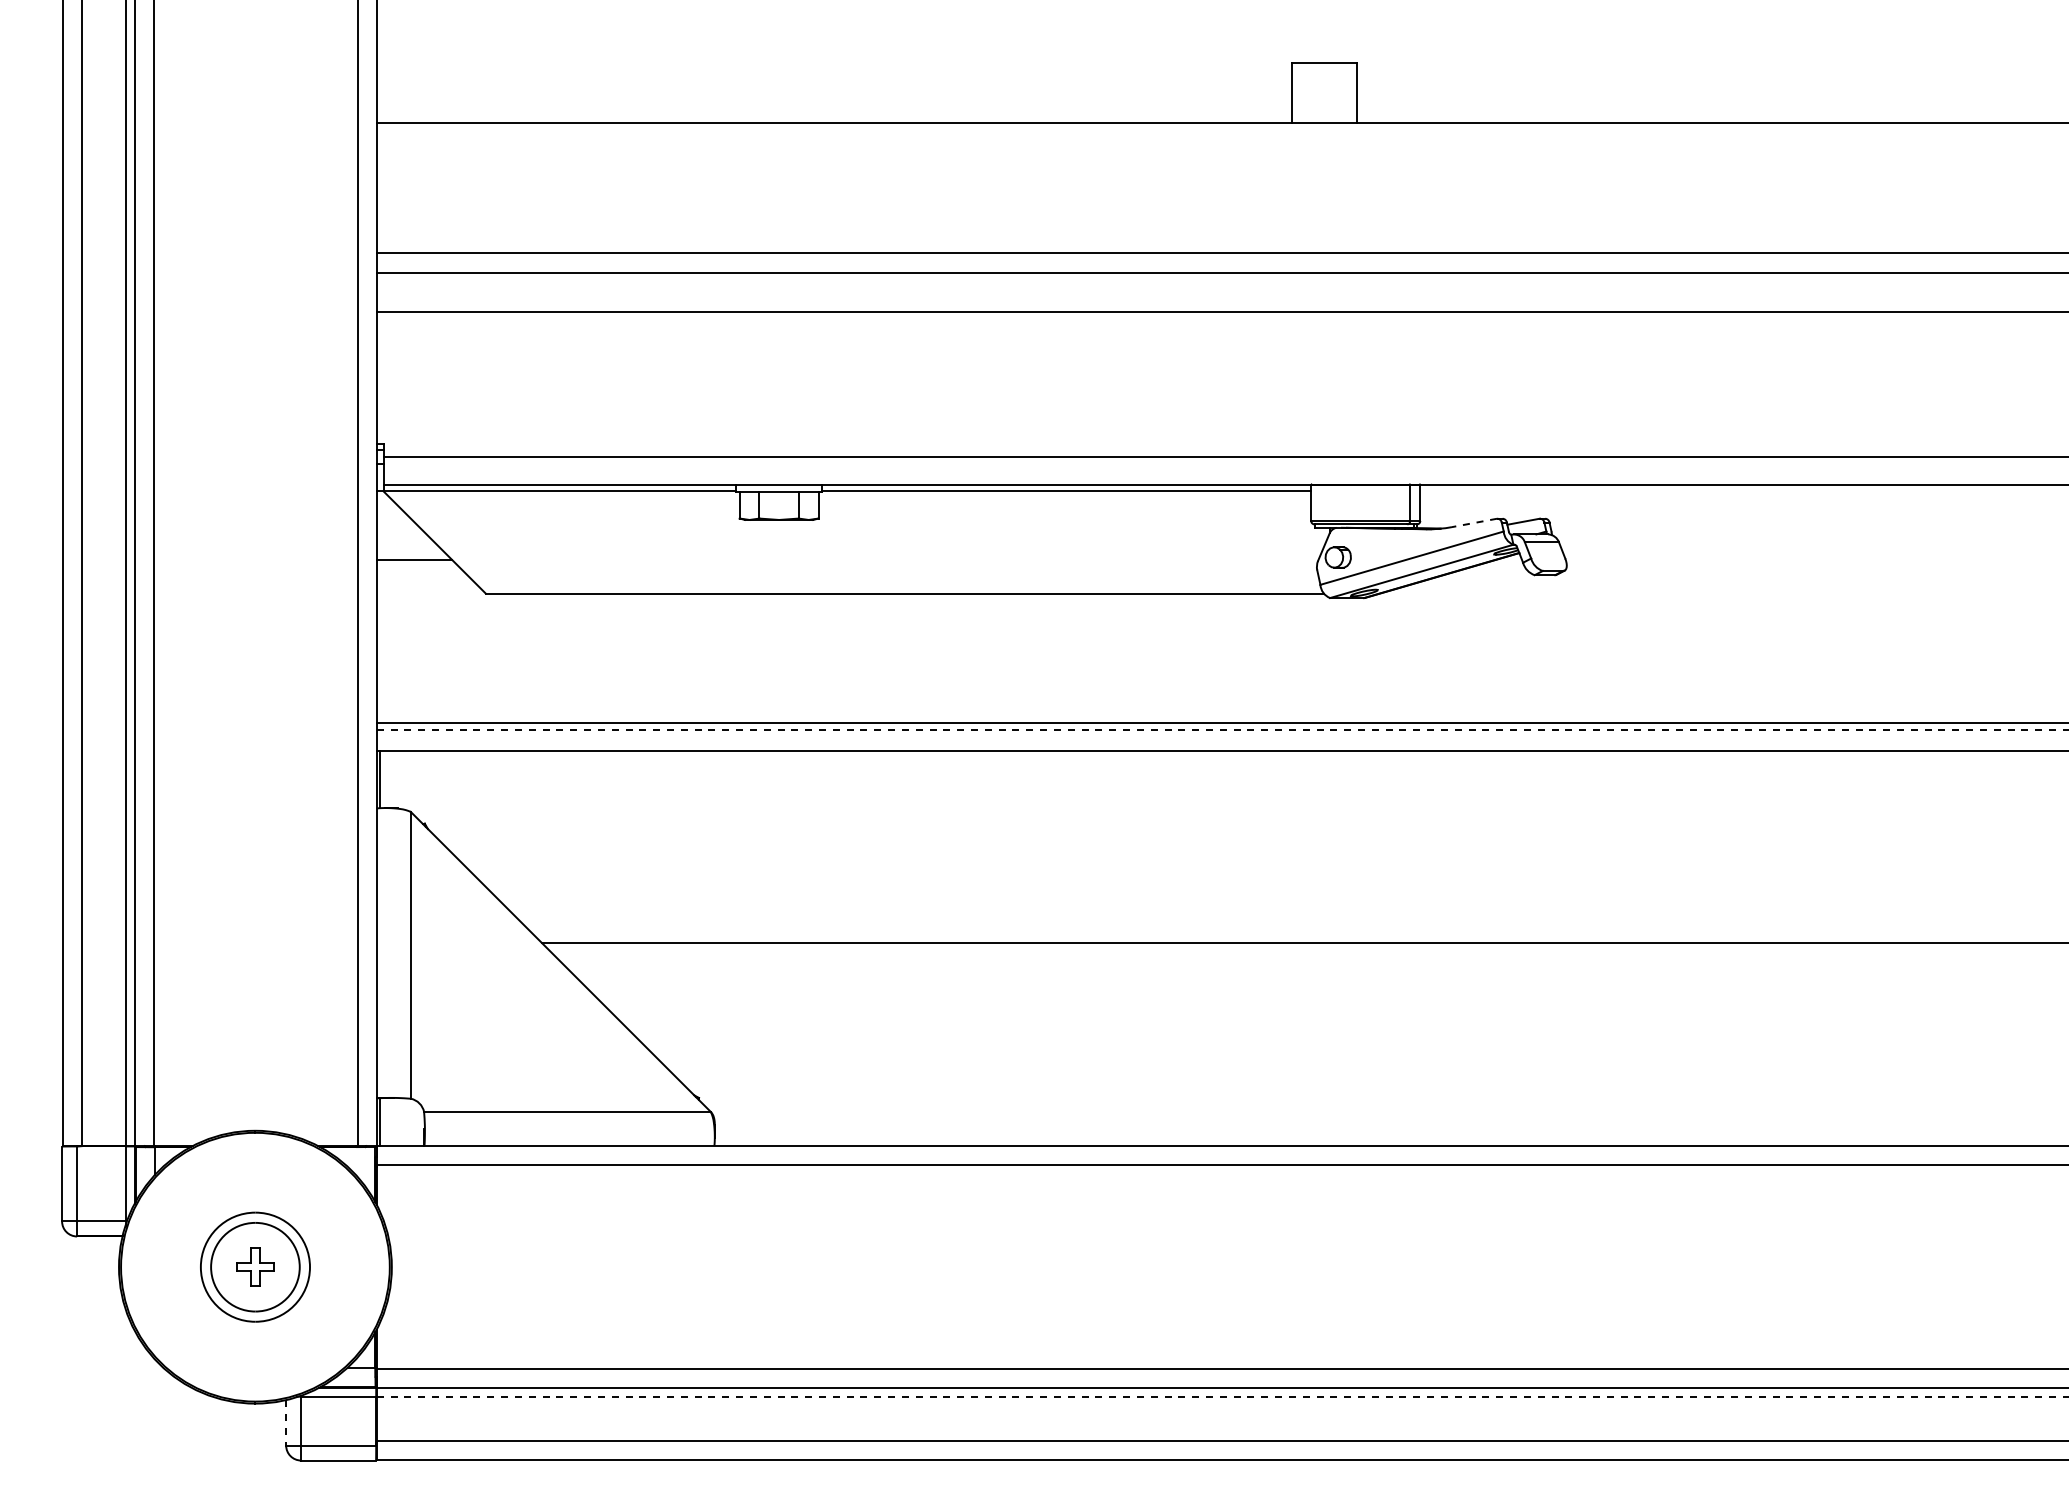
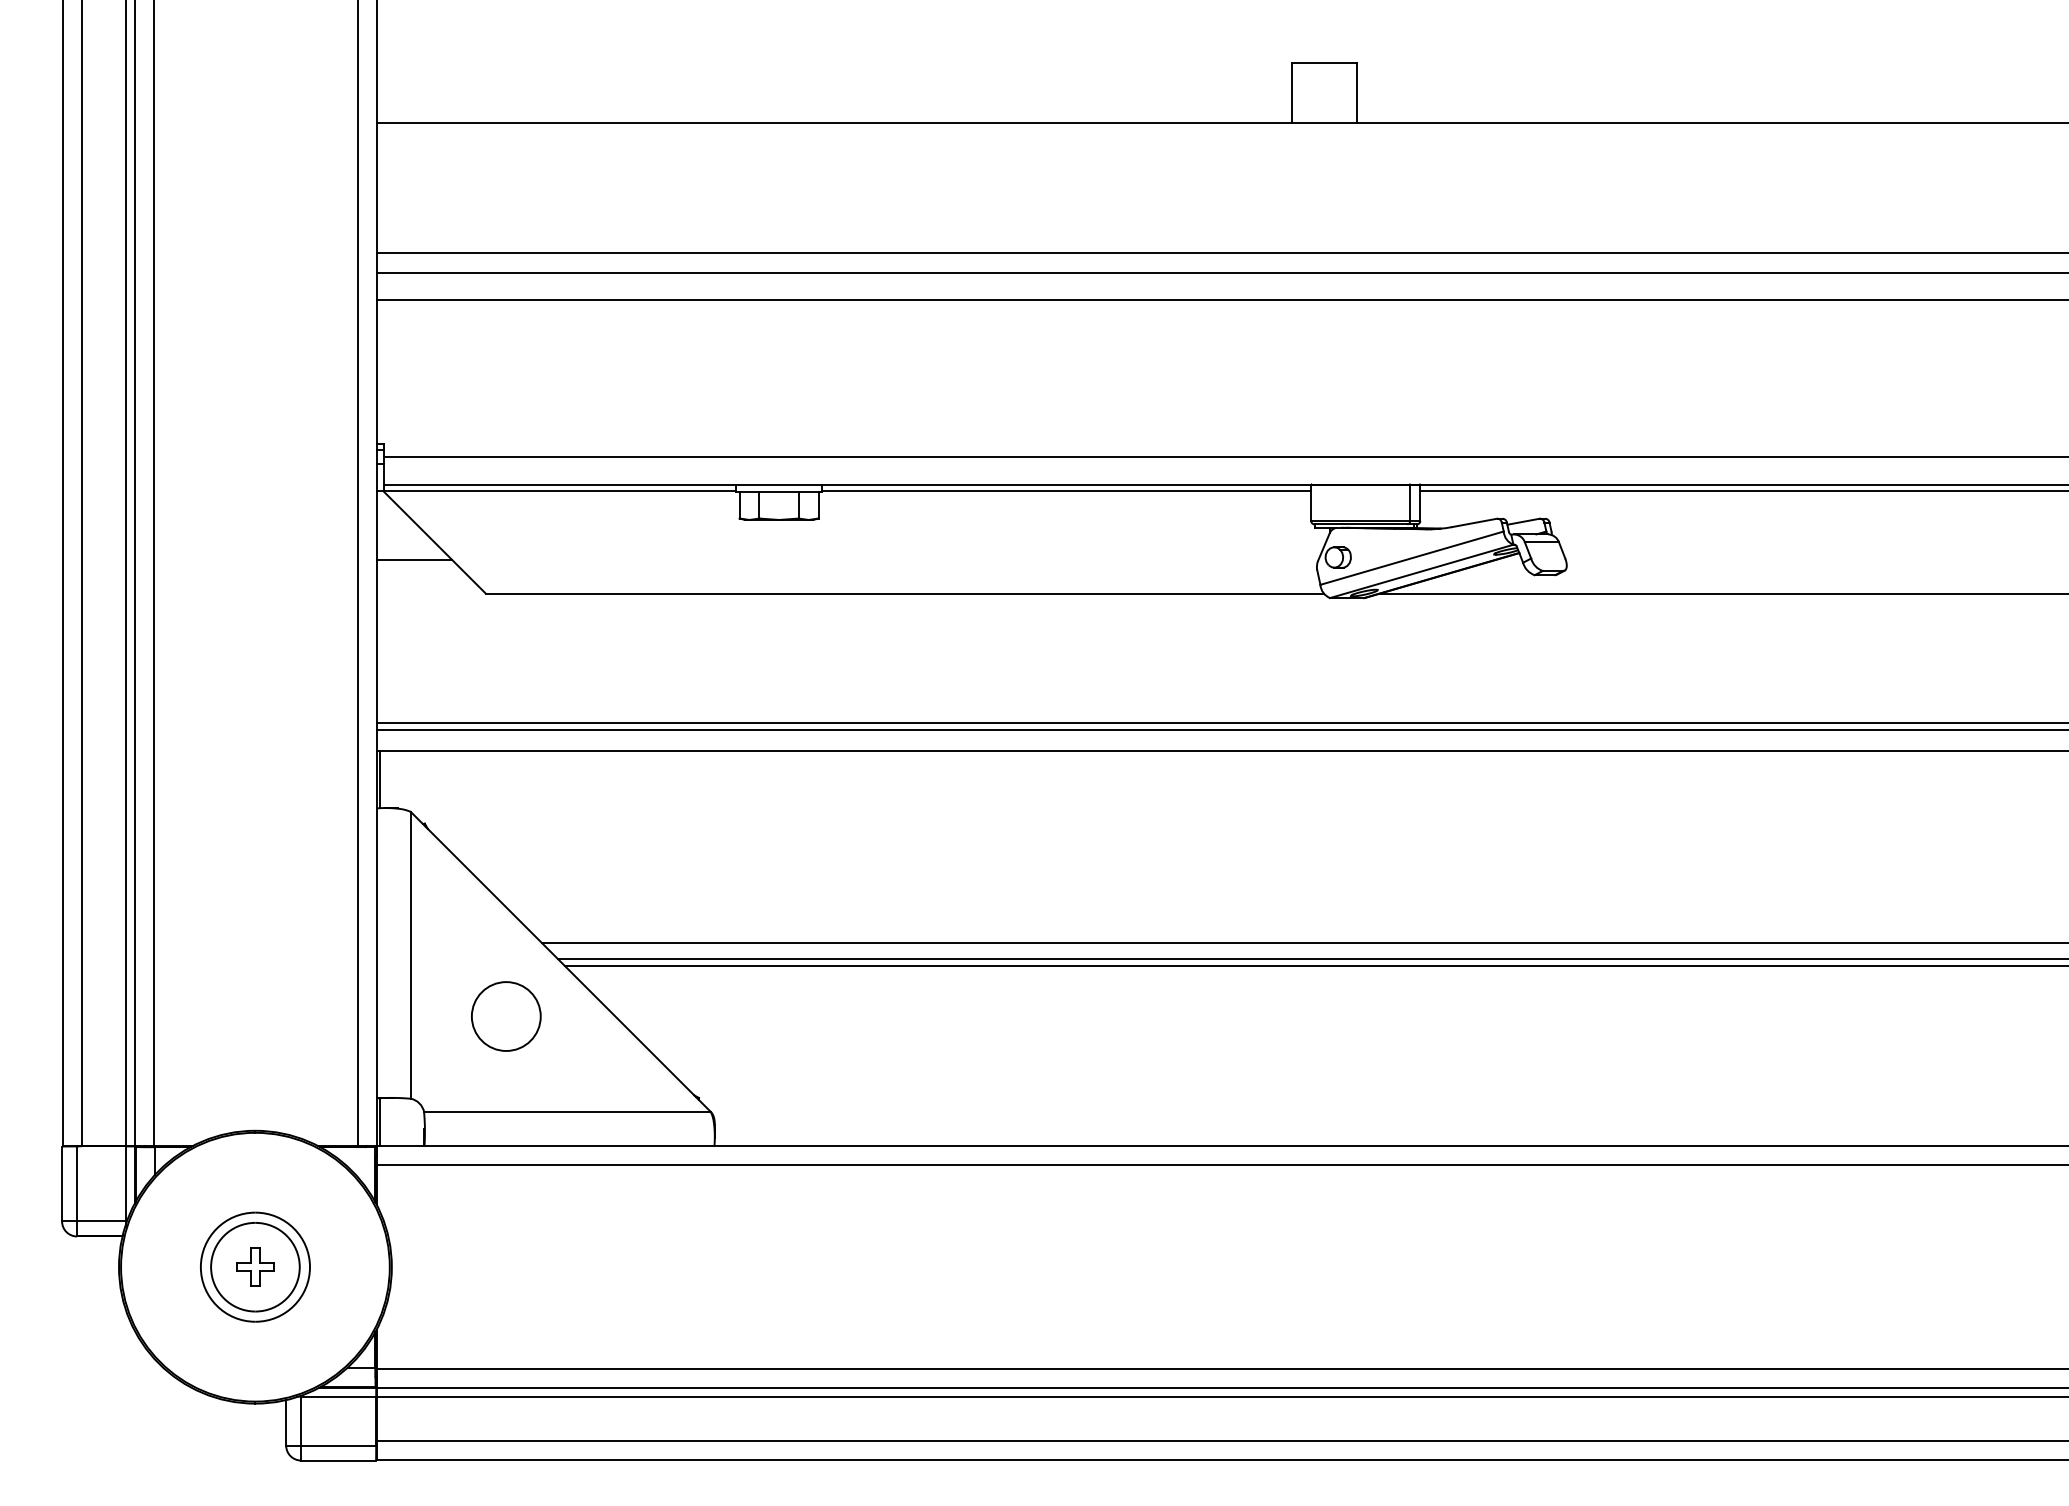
line position: (1220, 312) -> (1220, 300) (1220, 300)
line: none -> present (1742, 491)
line: dashed -> solid (1474, 522)
line: none -> present (1722, 593)
line: dashed -> solid (1223, 730)
line: none -> present (1311, 959)
line: none -> present (1314, 966)
circle: none -> present (506, 1016)
line: dashed -> solid (1223, 1397)
line: dashed -> solid (286, 1422)
